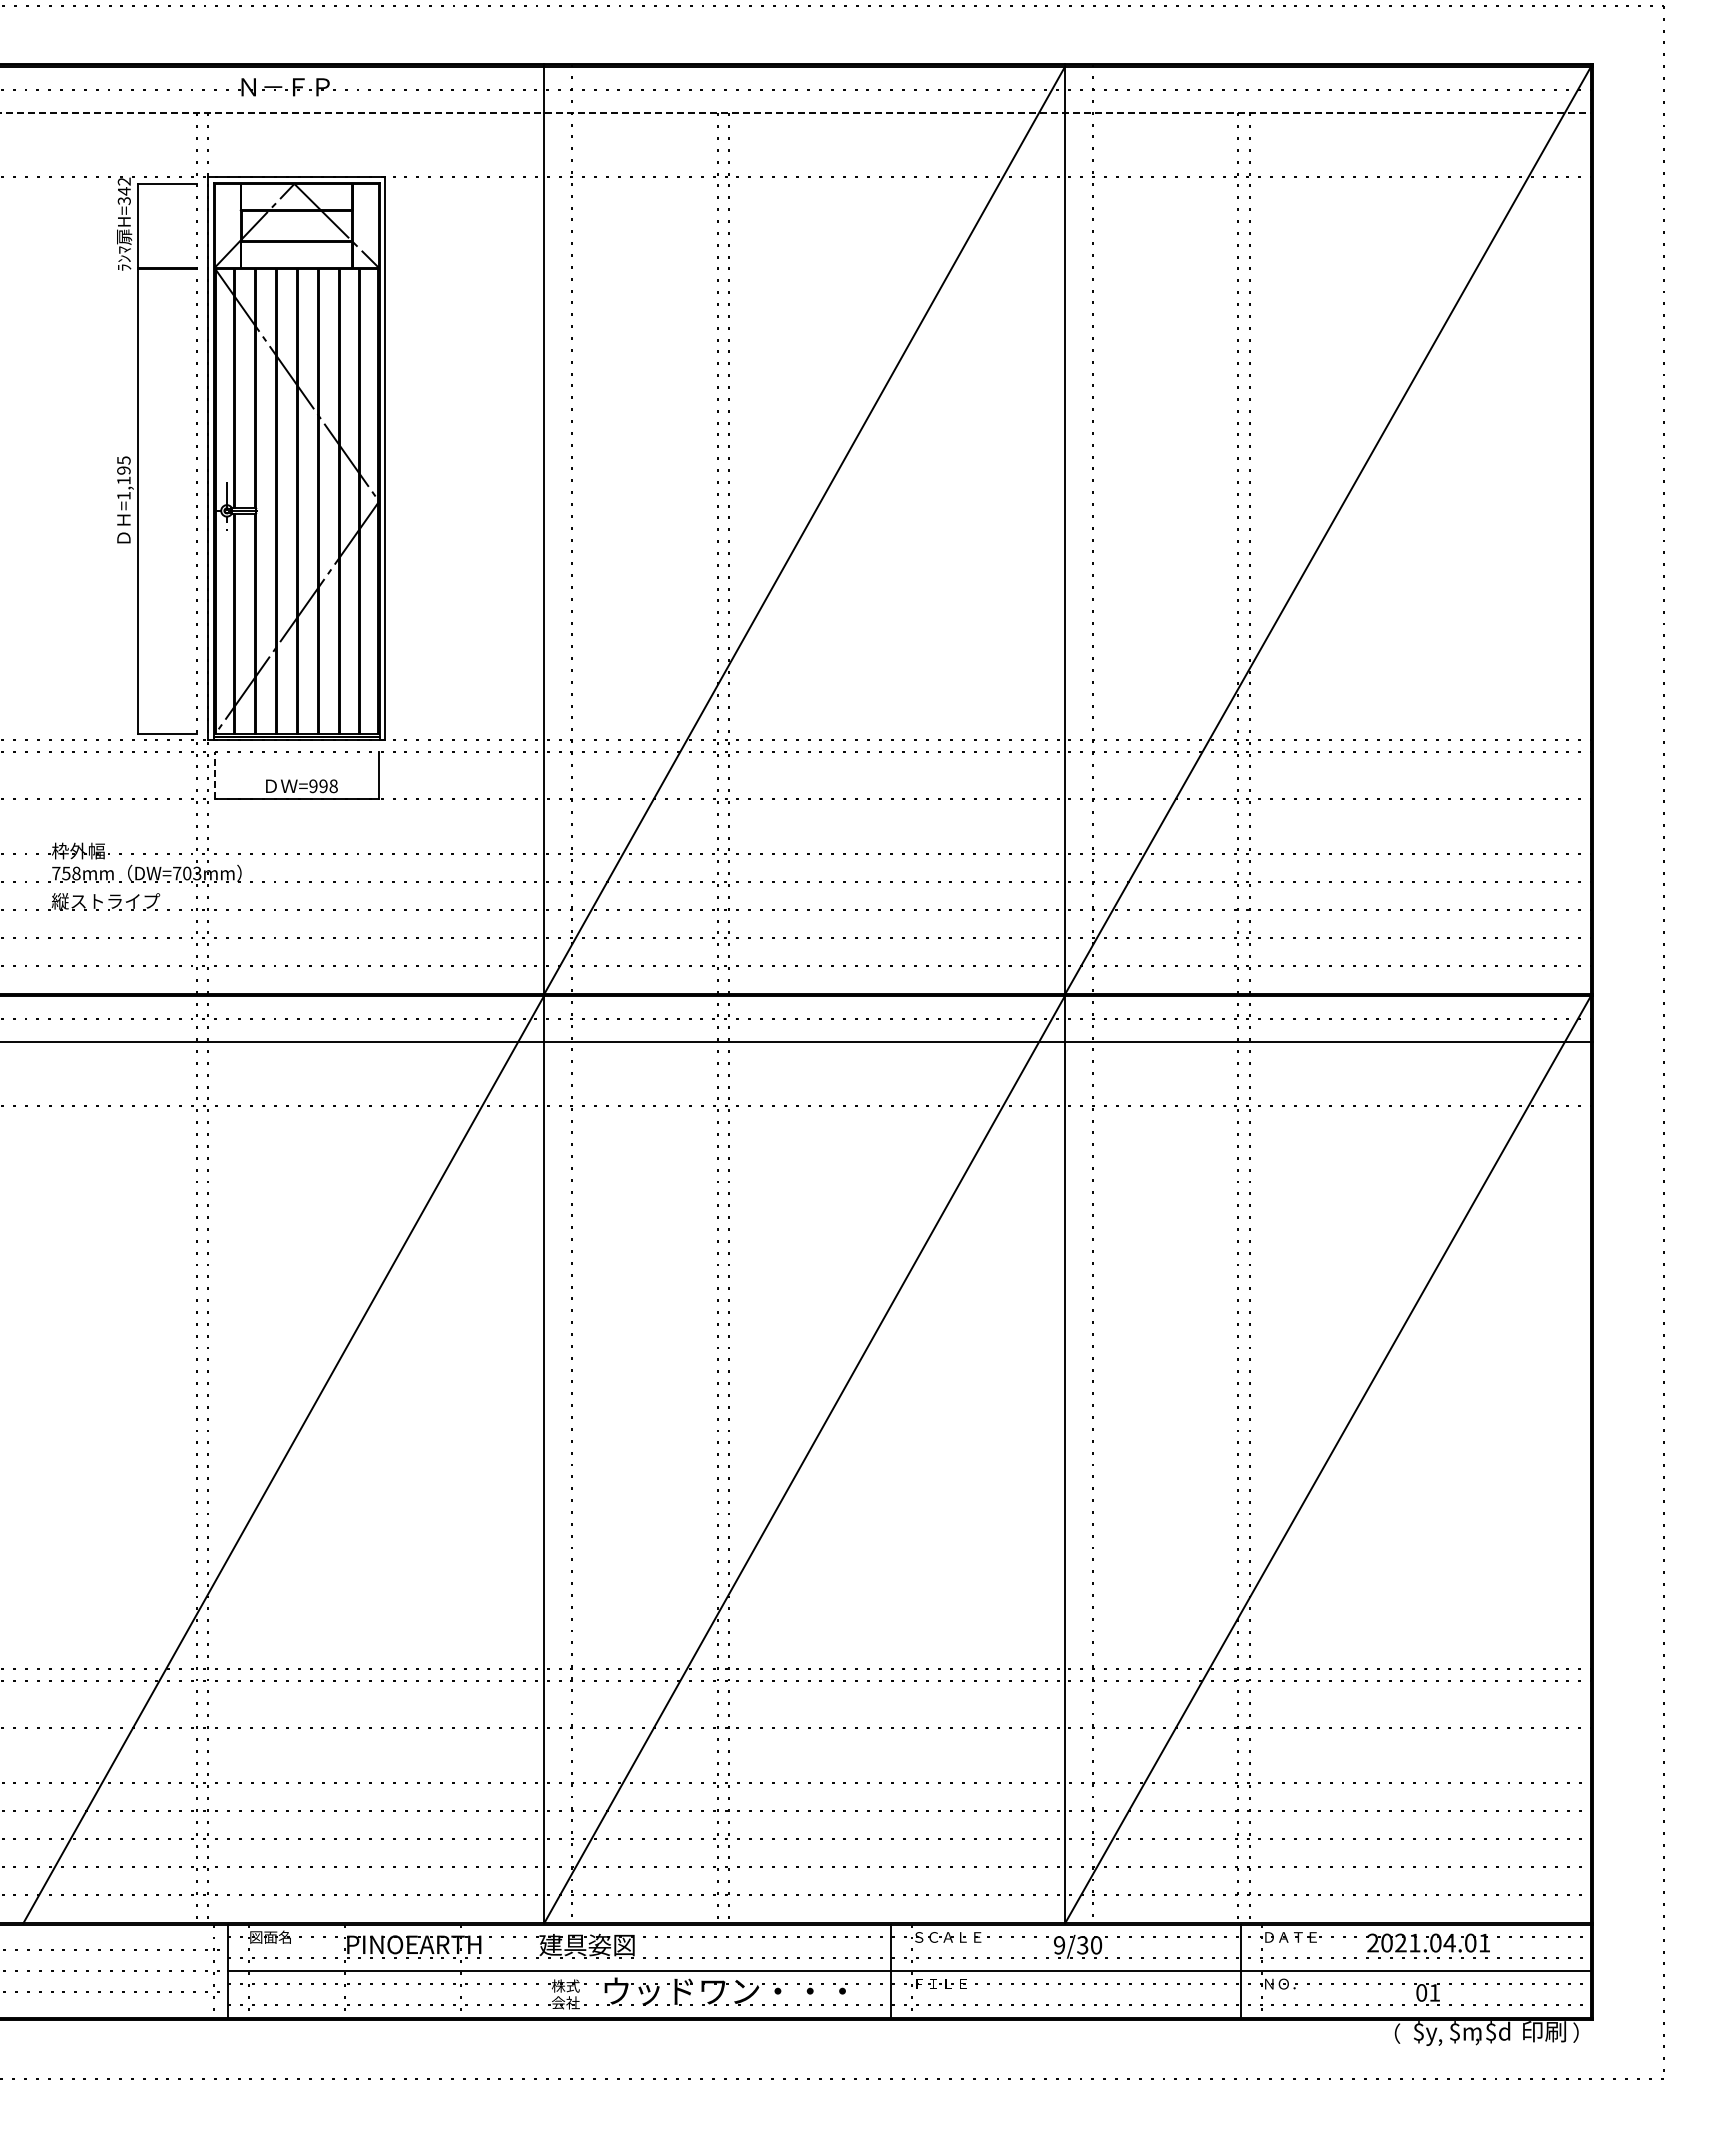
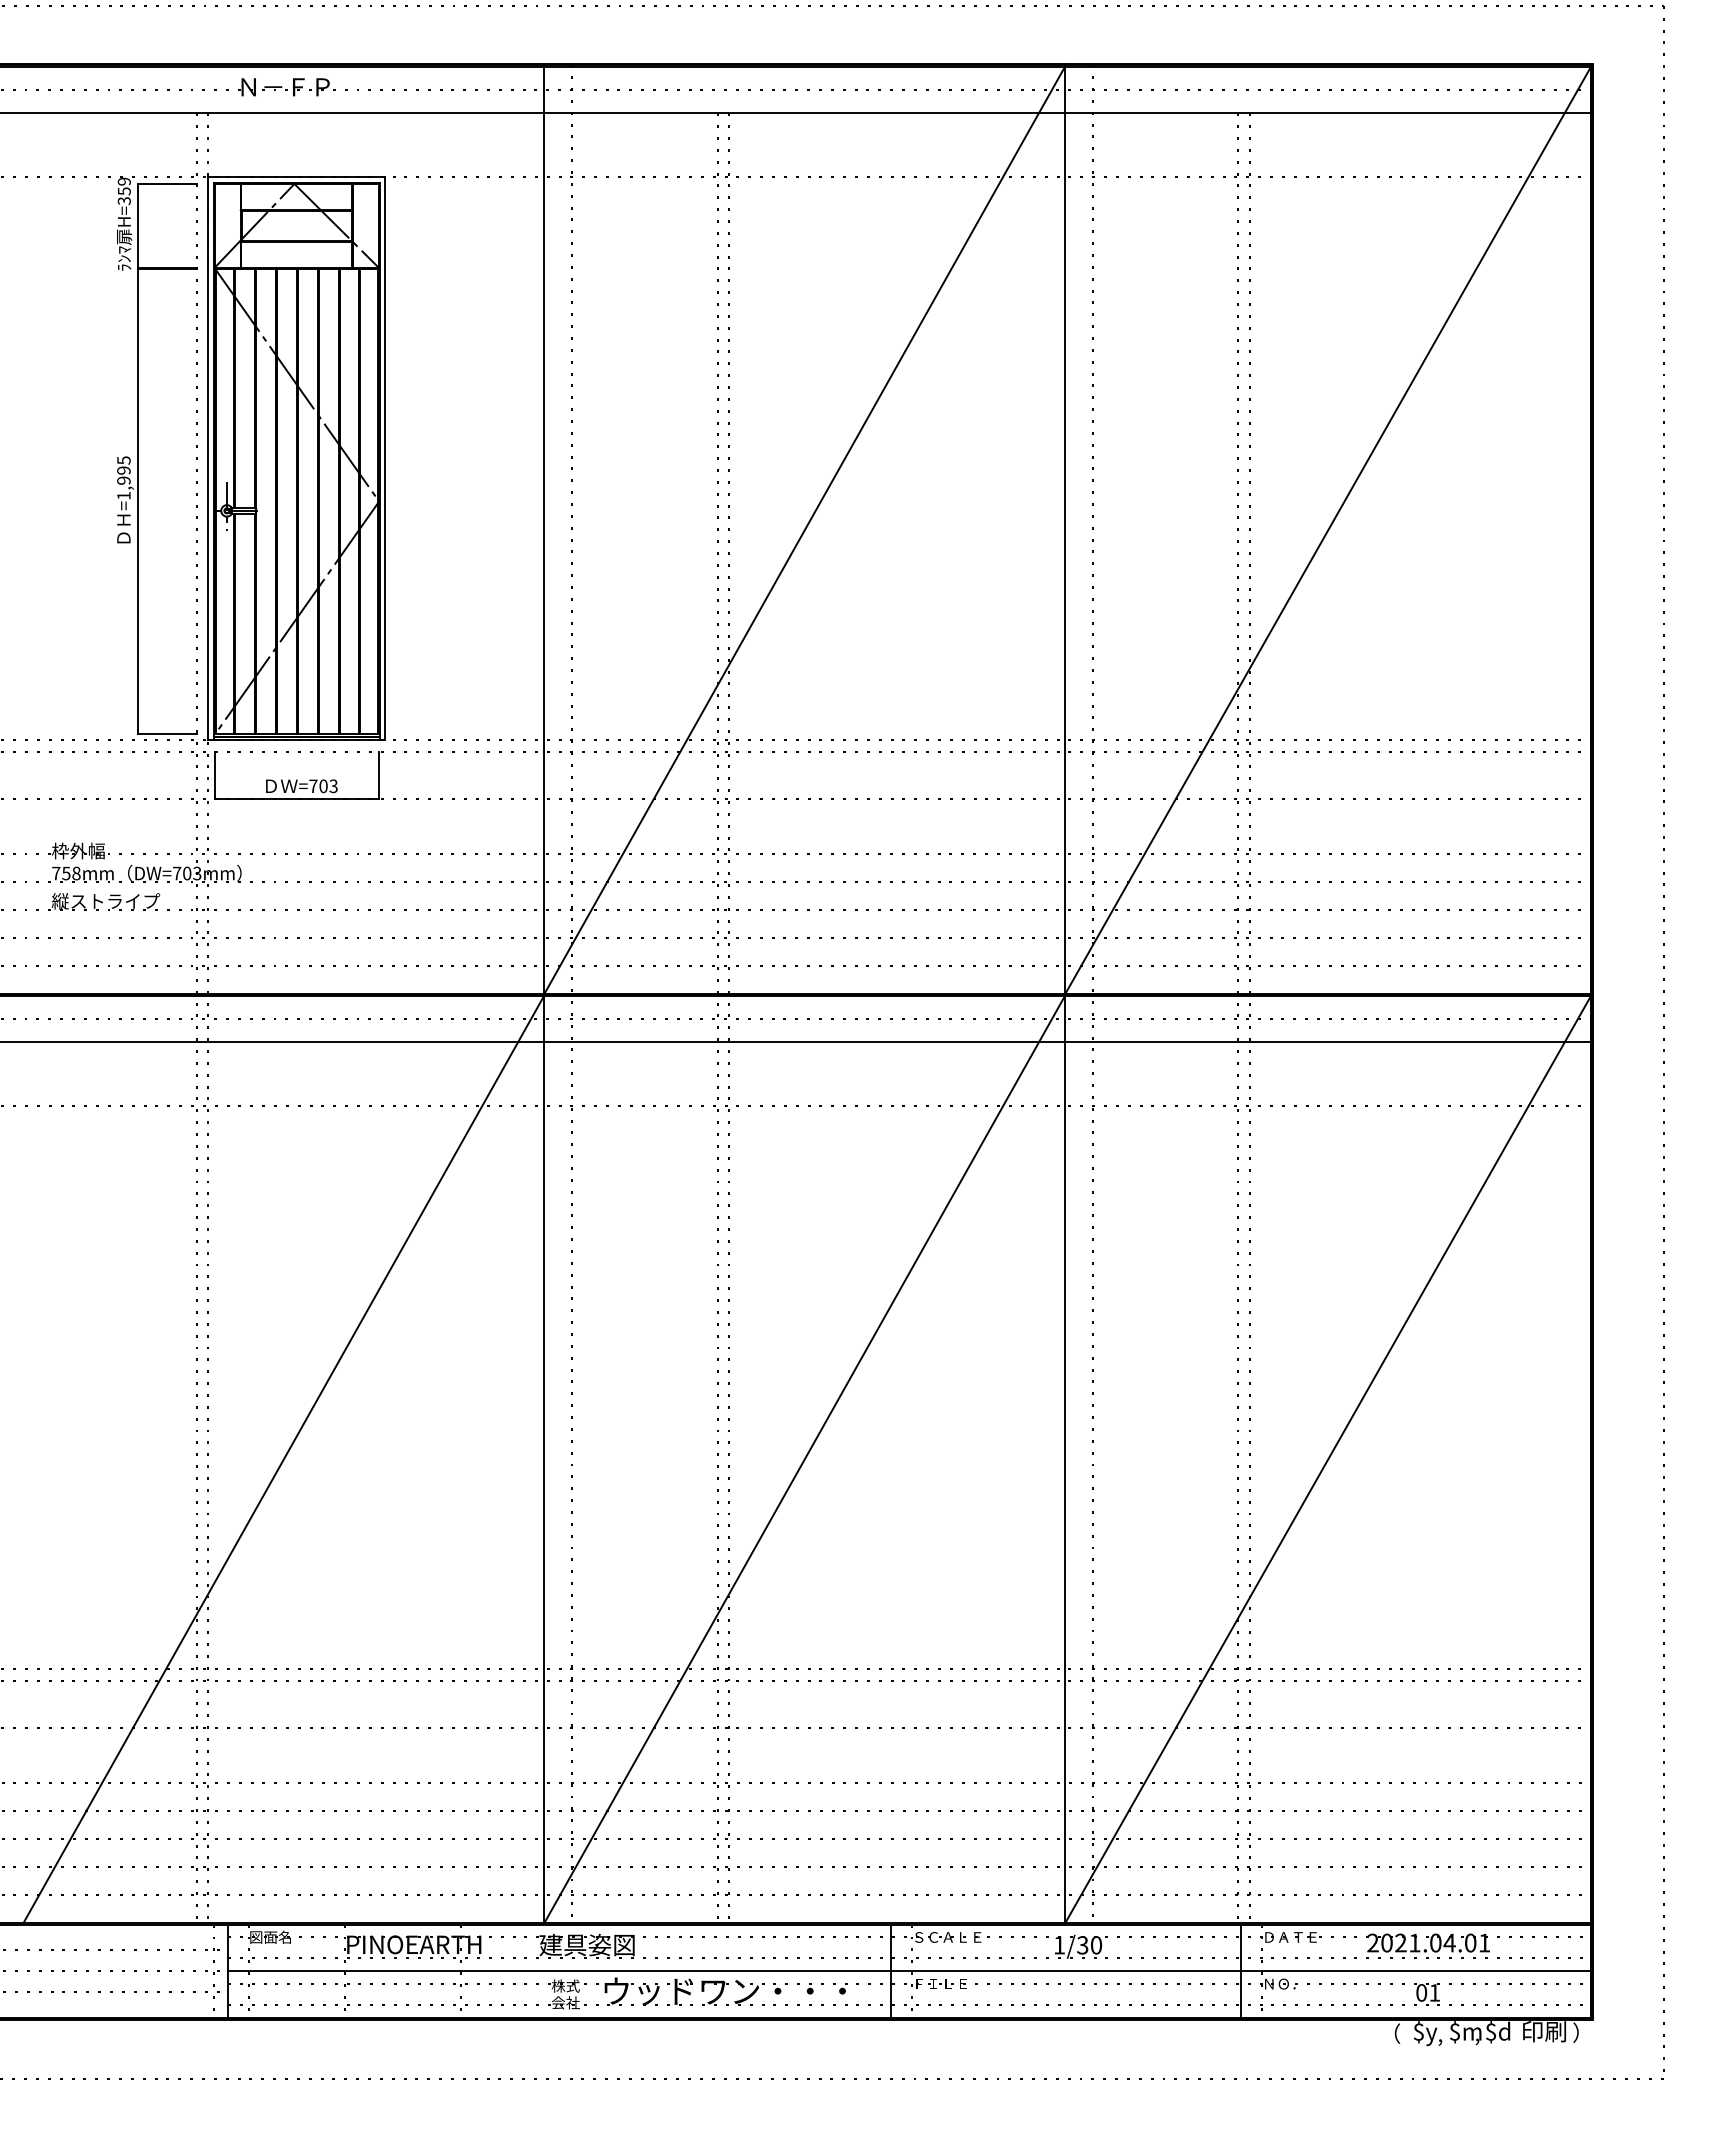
line: dashed -> solid (796, 113)
text: H=342 -> H=359 (124, 186)
text: =1,195 -> =1,995 (123, 480)
line: dashed -> solid (215, 774)
text: =998 -> =703 (323, 786)
text: 9/30 -> 1/30 (1059, 1945)
